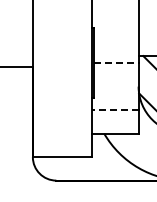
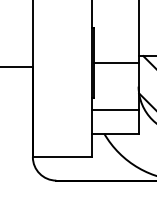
line: dashed -> solid (116, 63)
line: dashed -> solid (114, 110)
